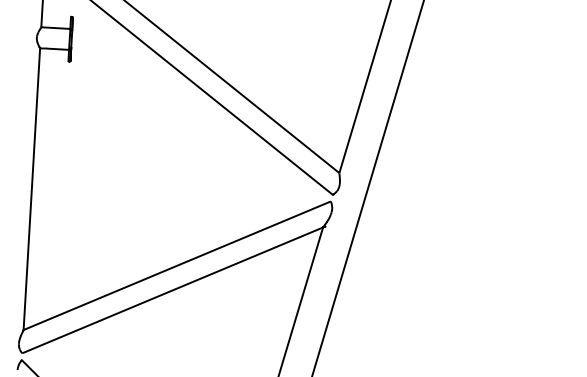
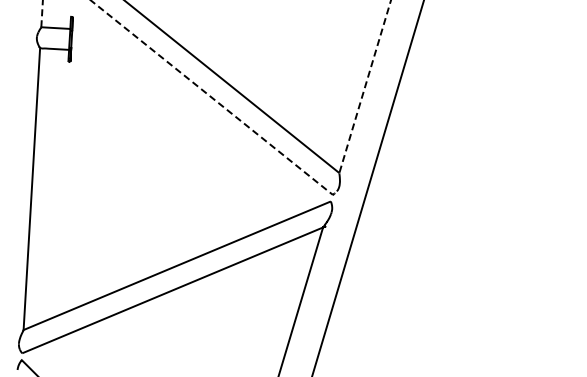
line: solid -> dashed (365, 86)
line: solid -> dashed (206, 93)
